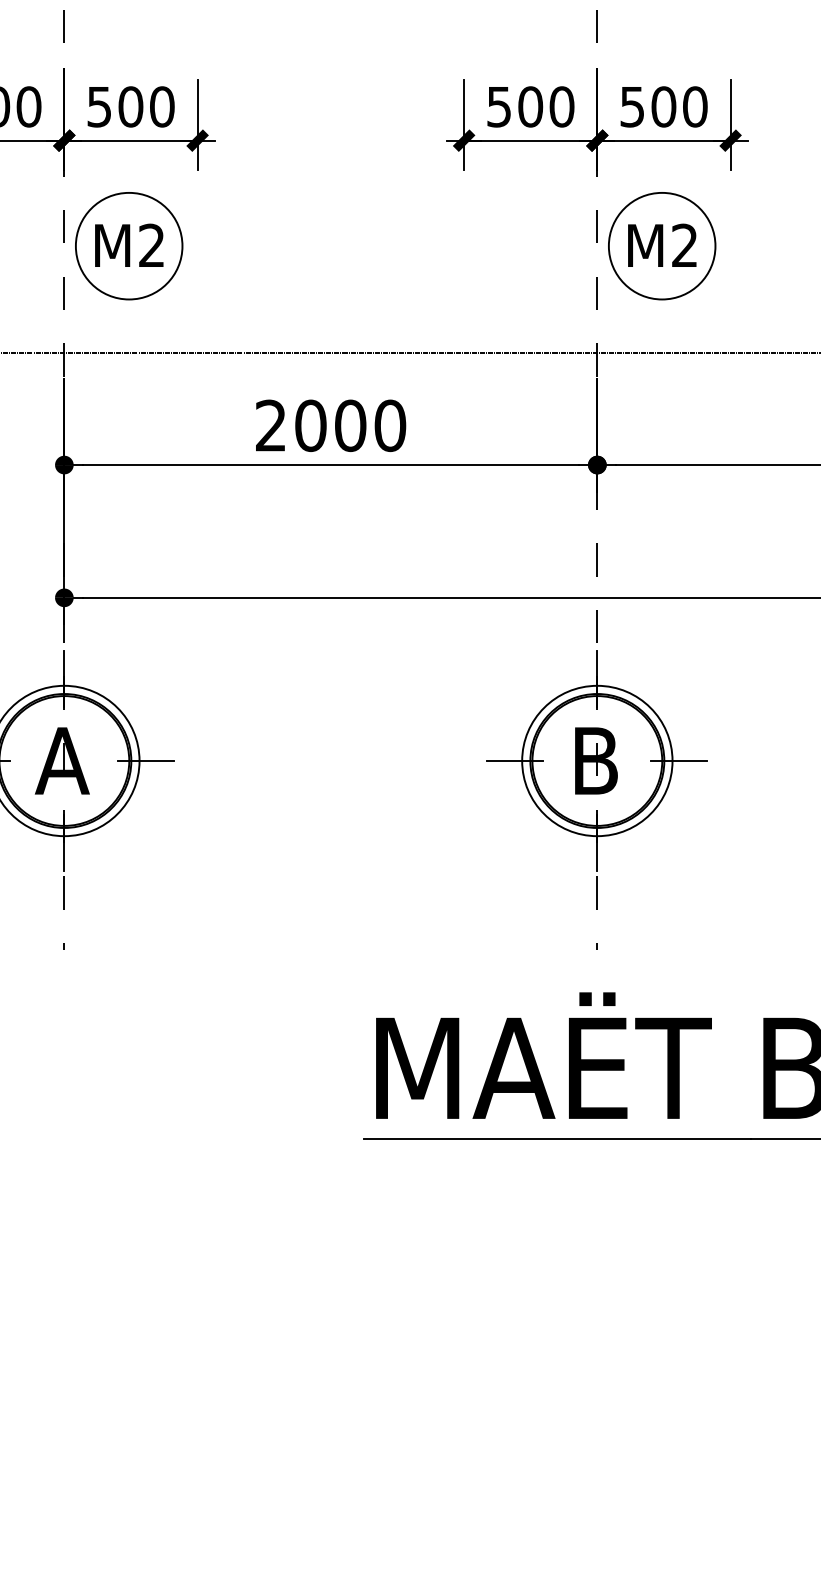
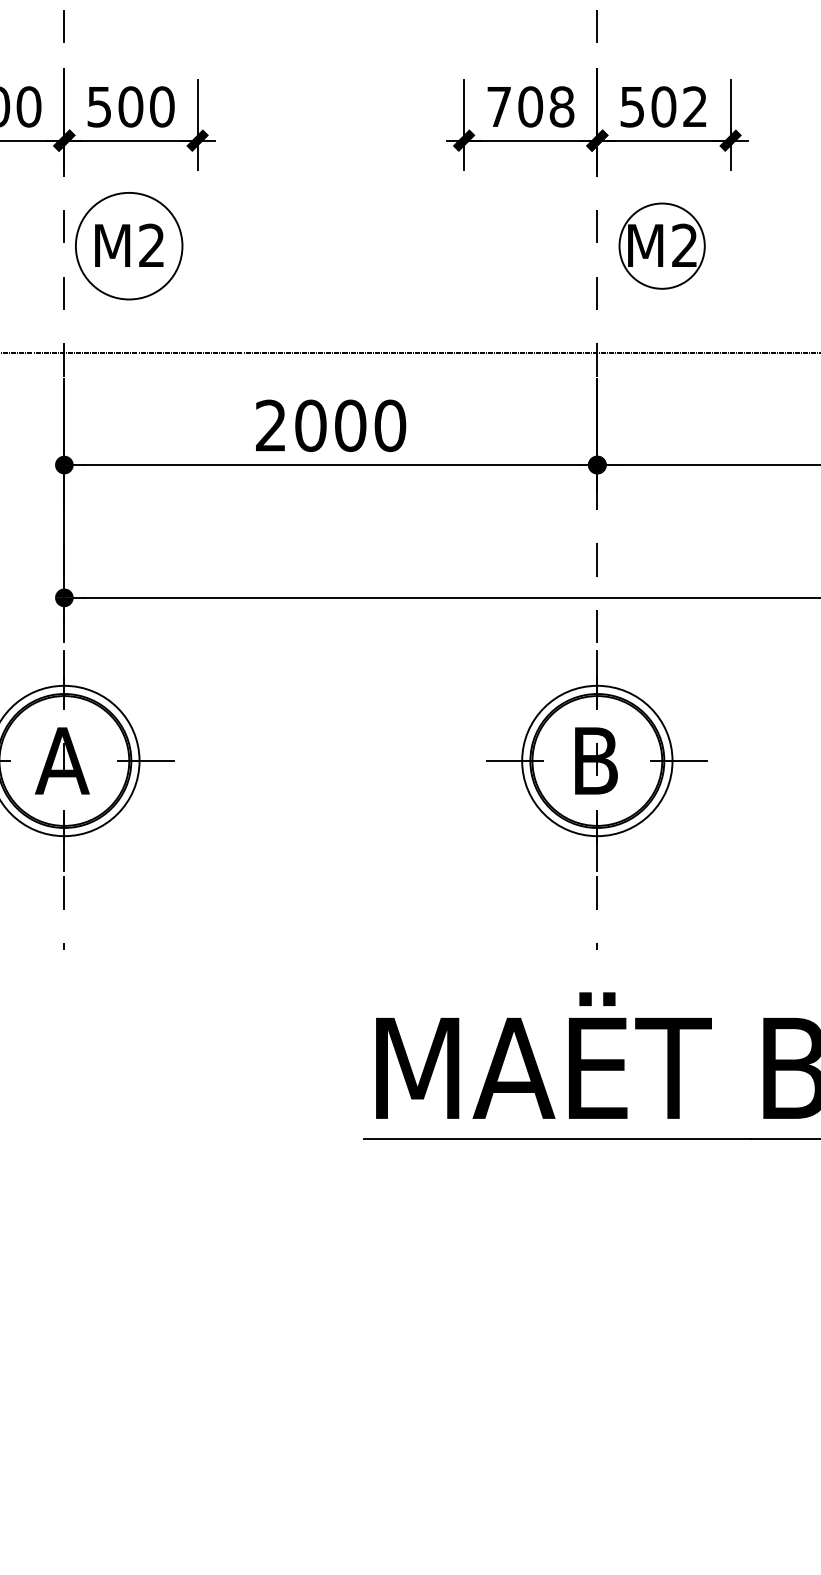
text: 500 -> 708 (530, 106)
text: 500 -> 502 (695, 106)
circle diameter: 107 px -> 85 px (661, 245)
